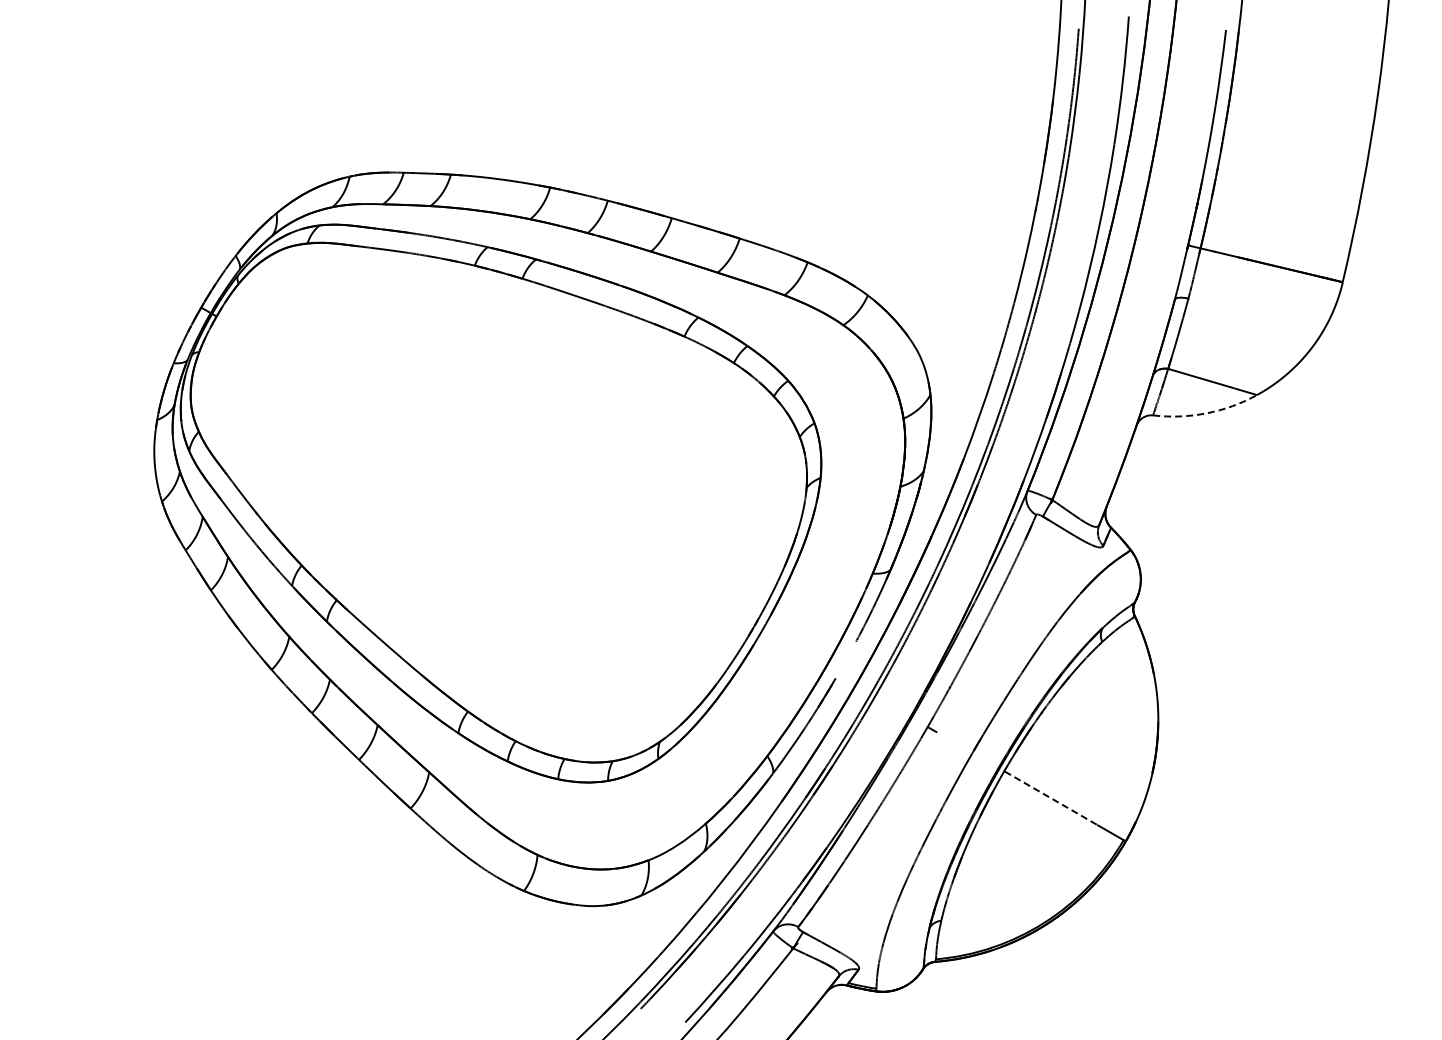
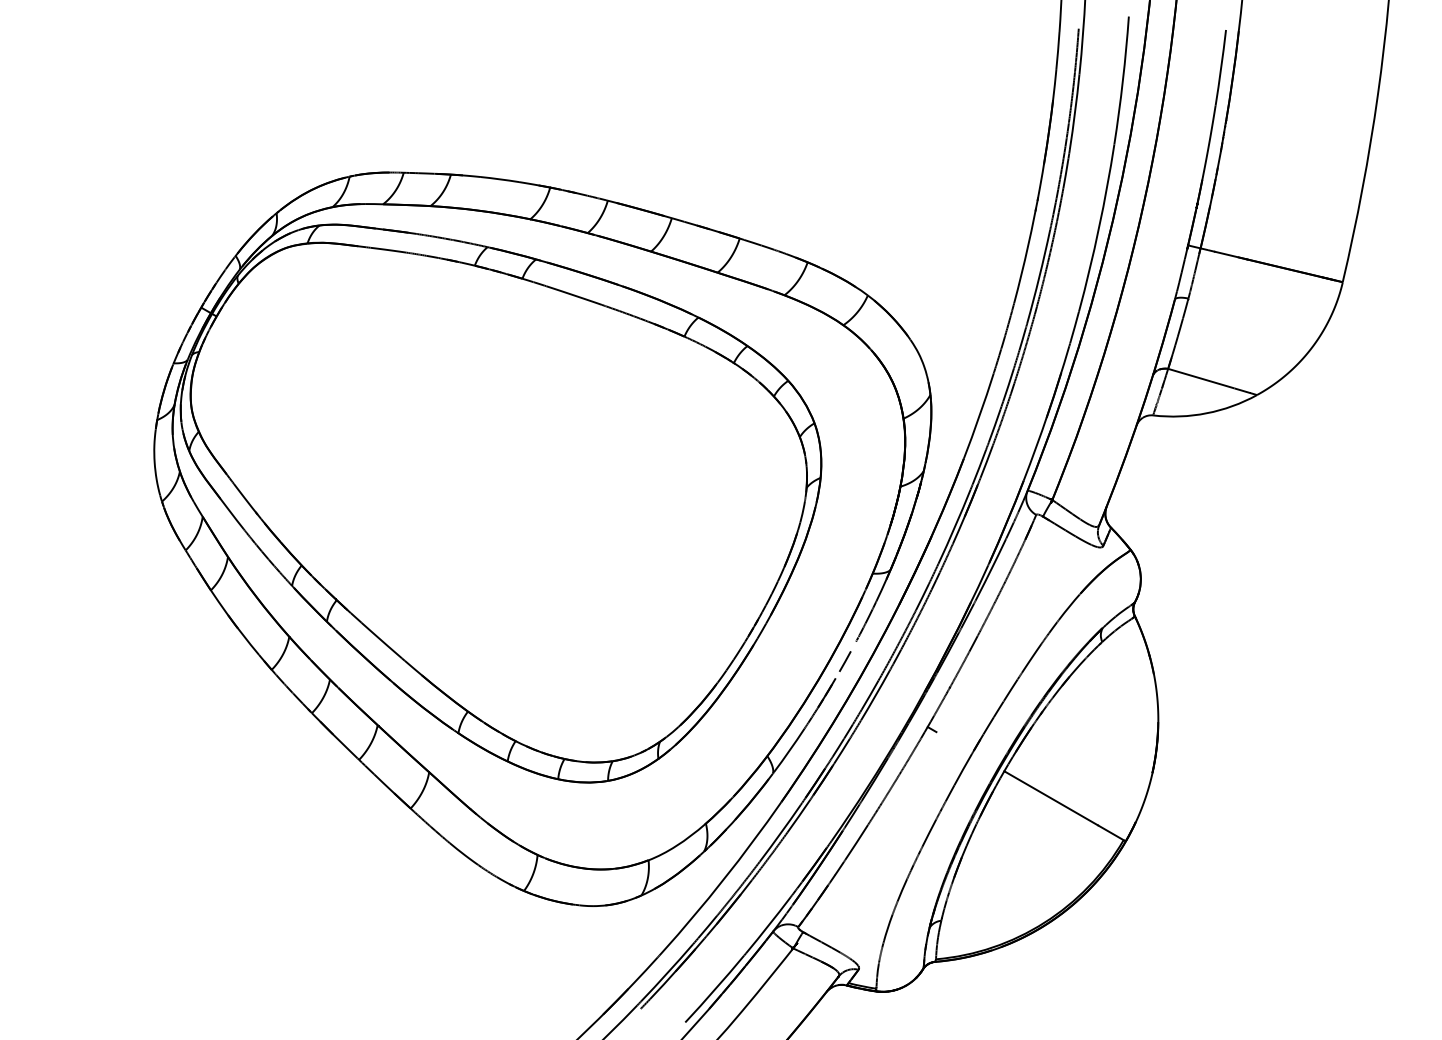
arc: dashed -> solid (1206, 413)
line: none -> present (845, 661)
line: dashed -> solid (1051, 798)
